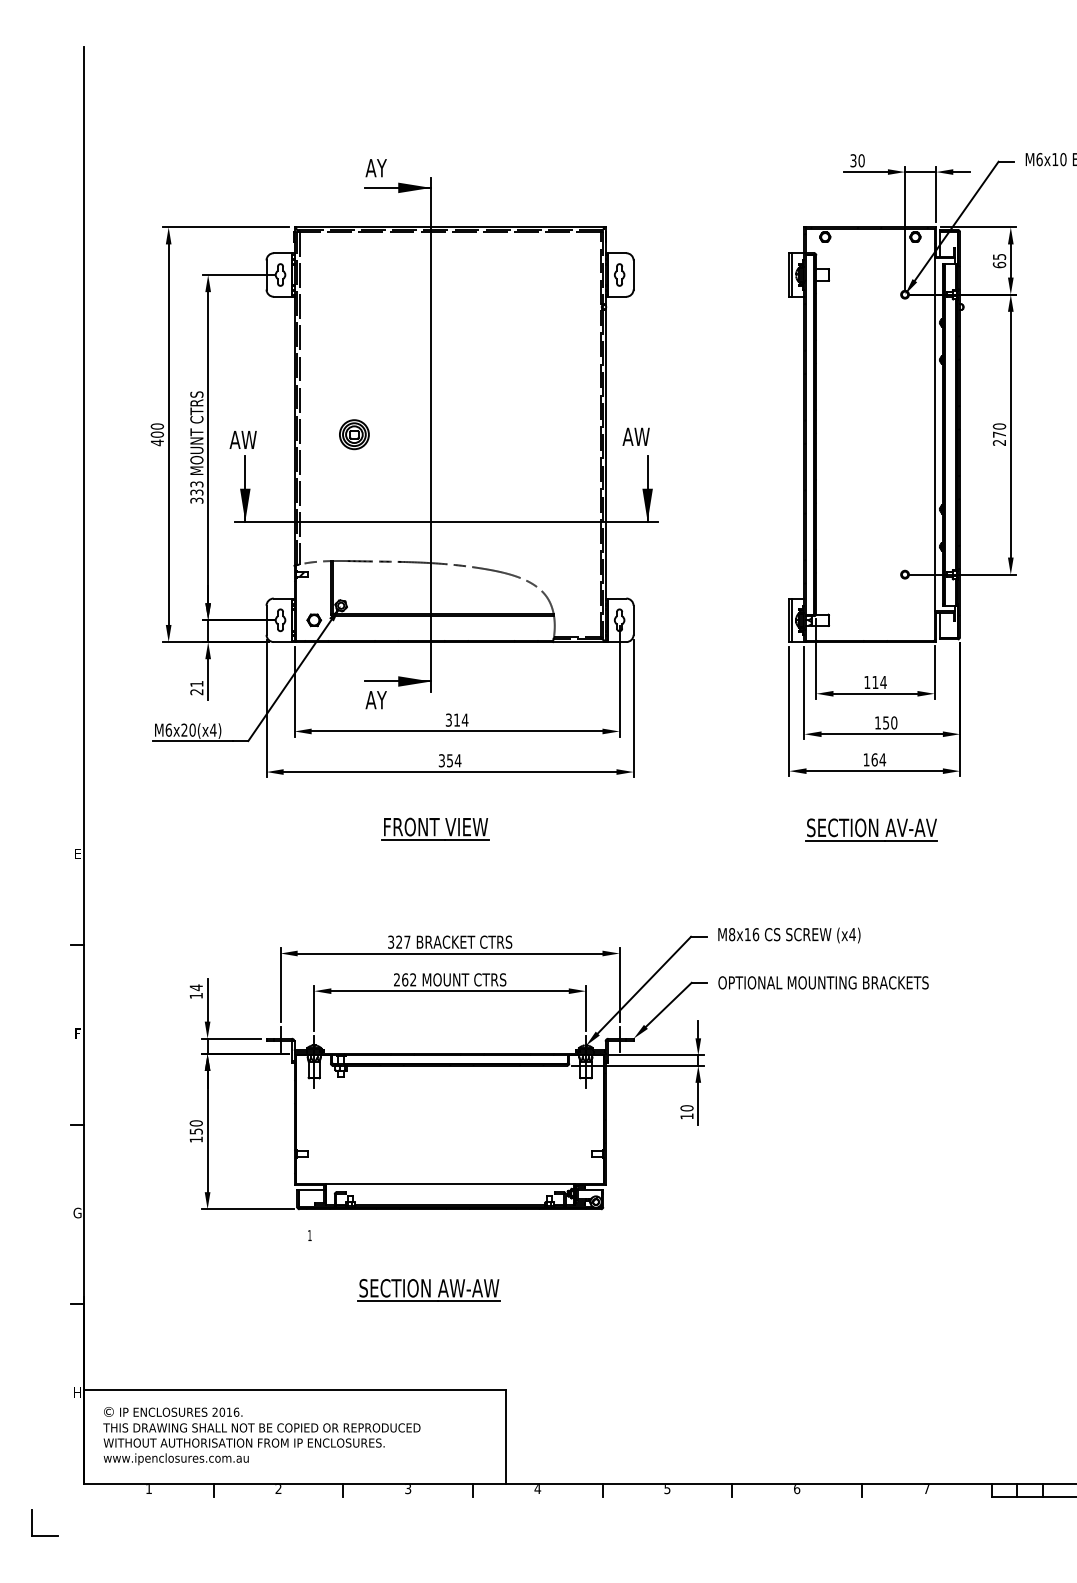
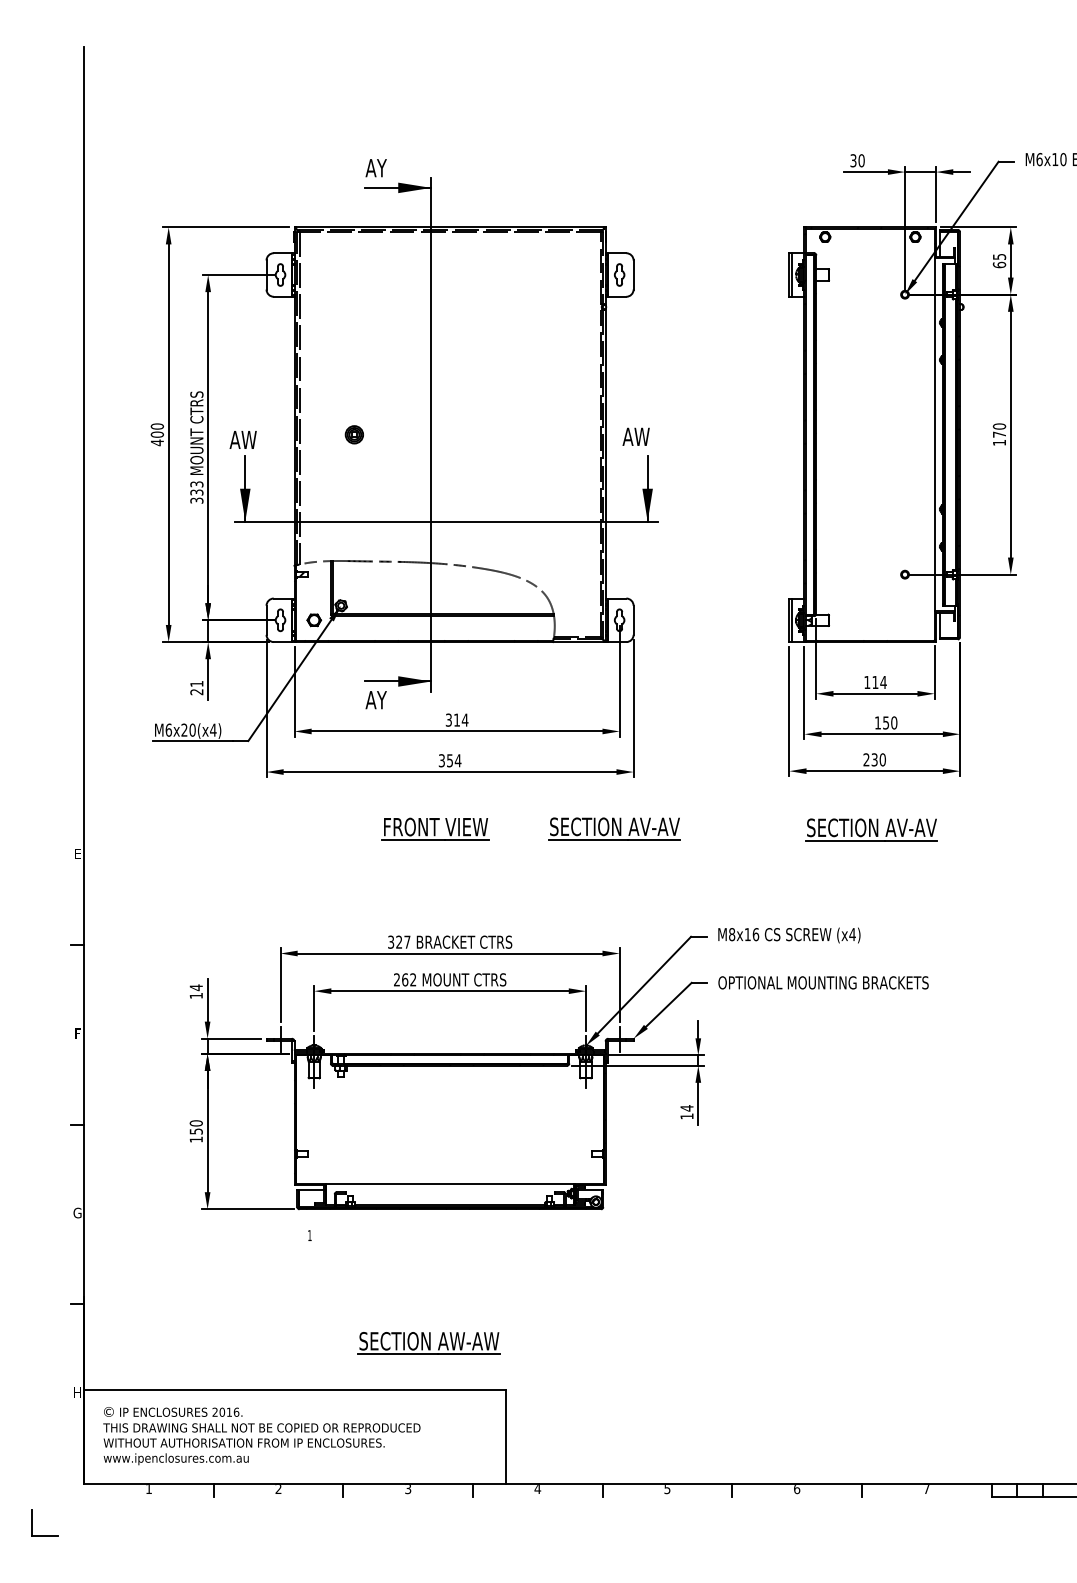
part size: 31x32 px -> 20x20 px (353, 434)
text: 270 -> 170 (998, 442)
text: 164 -> 230 (874, 759)
part: none -> present (614, 828)
text: 10 -> 14 (686, 1108)
part position: (428, 1290) -> (428, 1343) (428, 1343)
